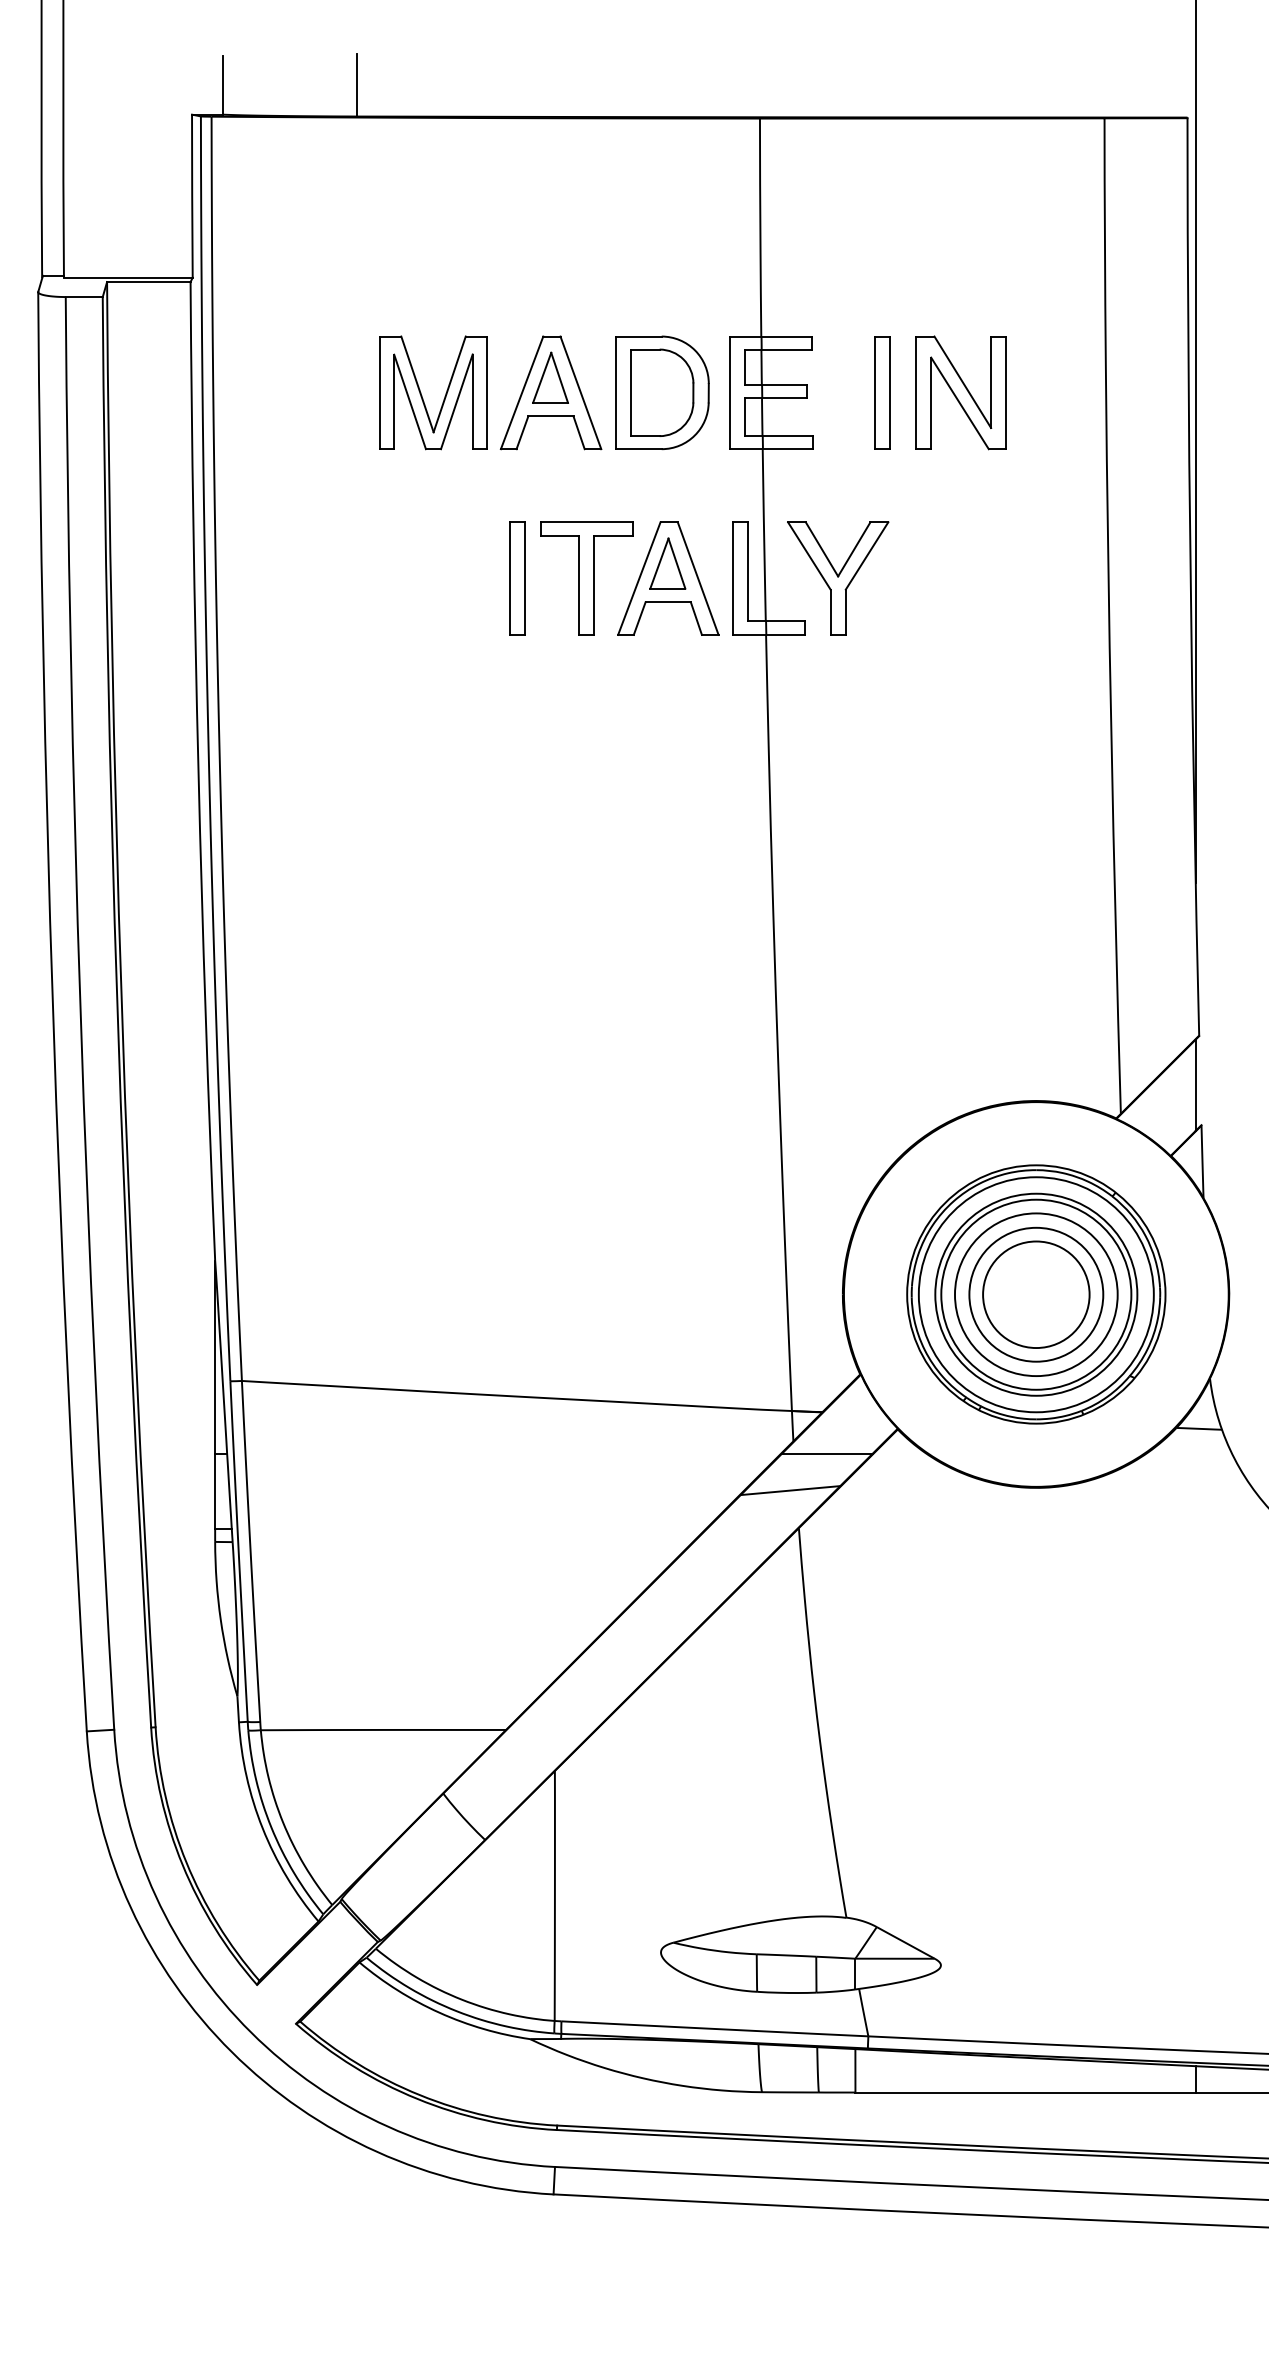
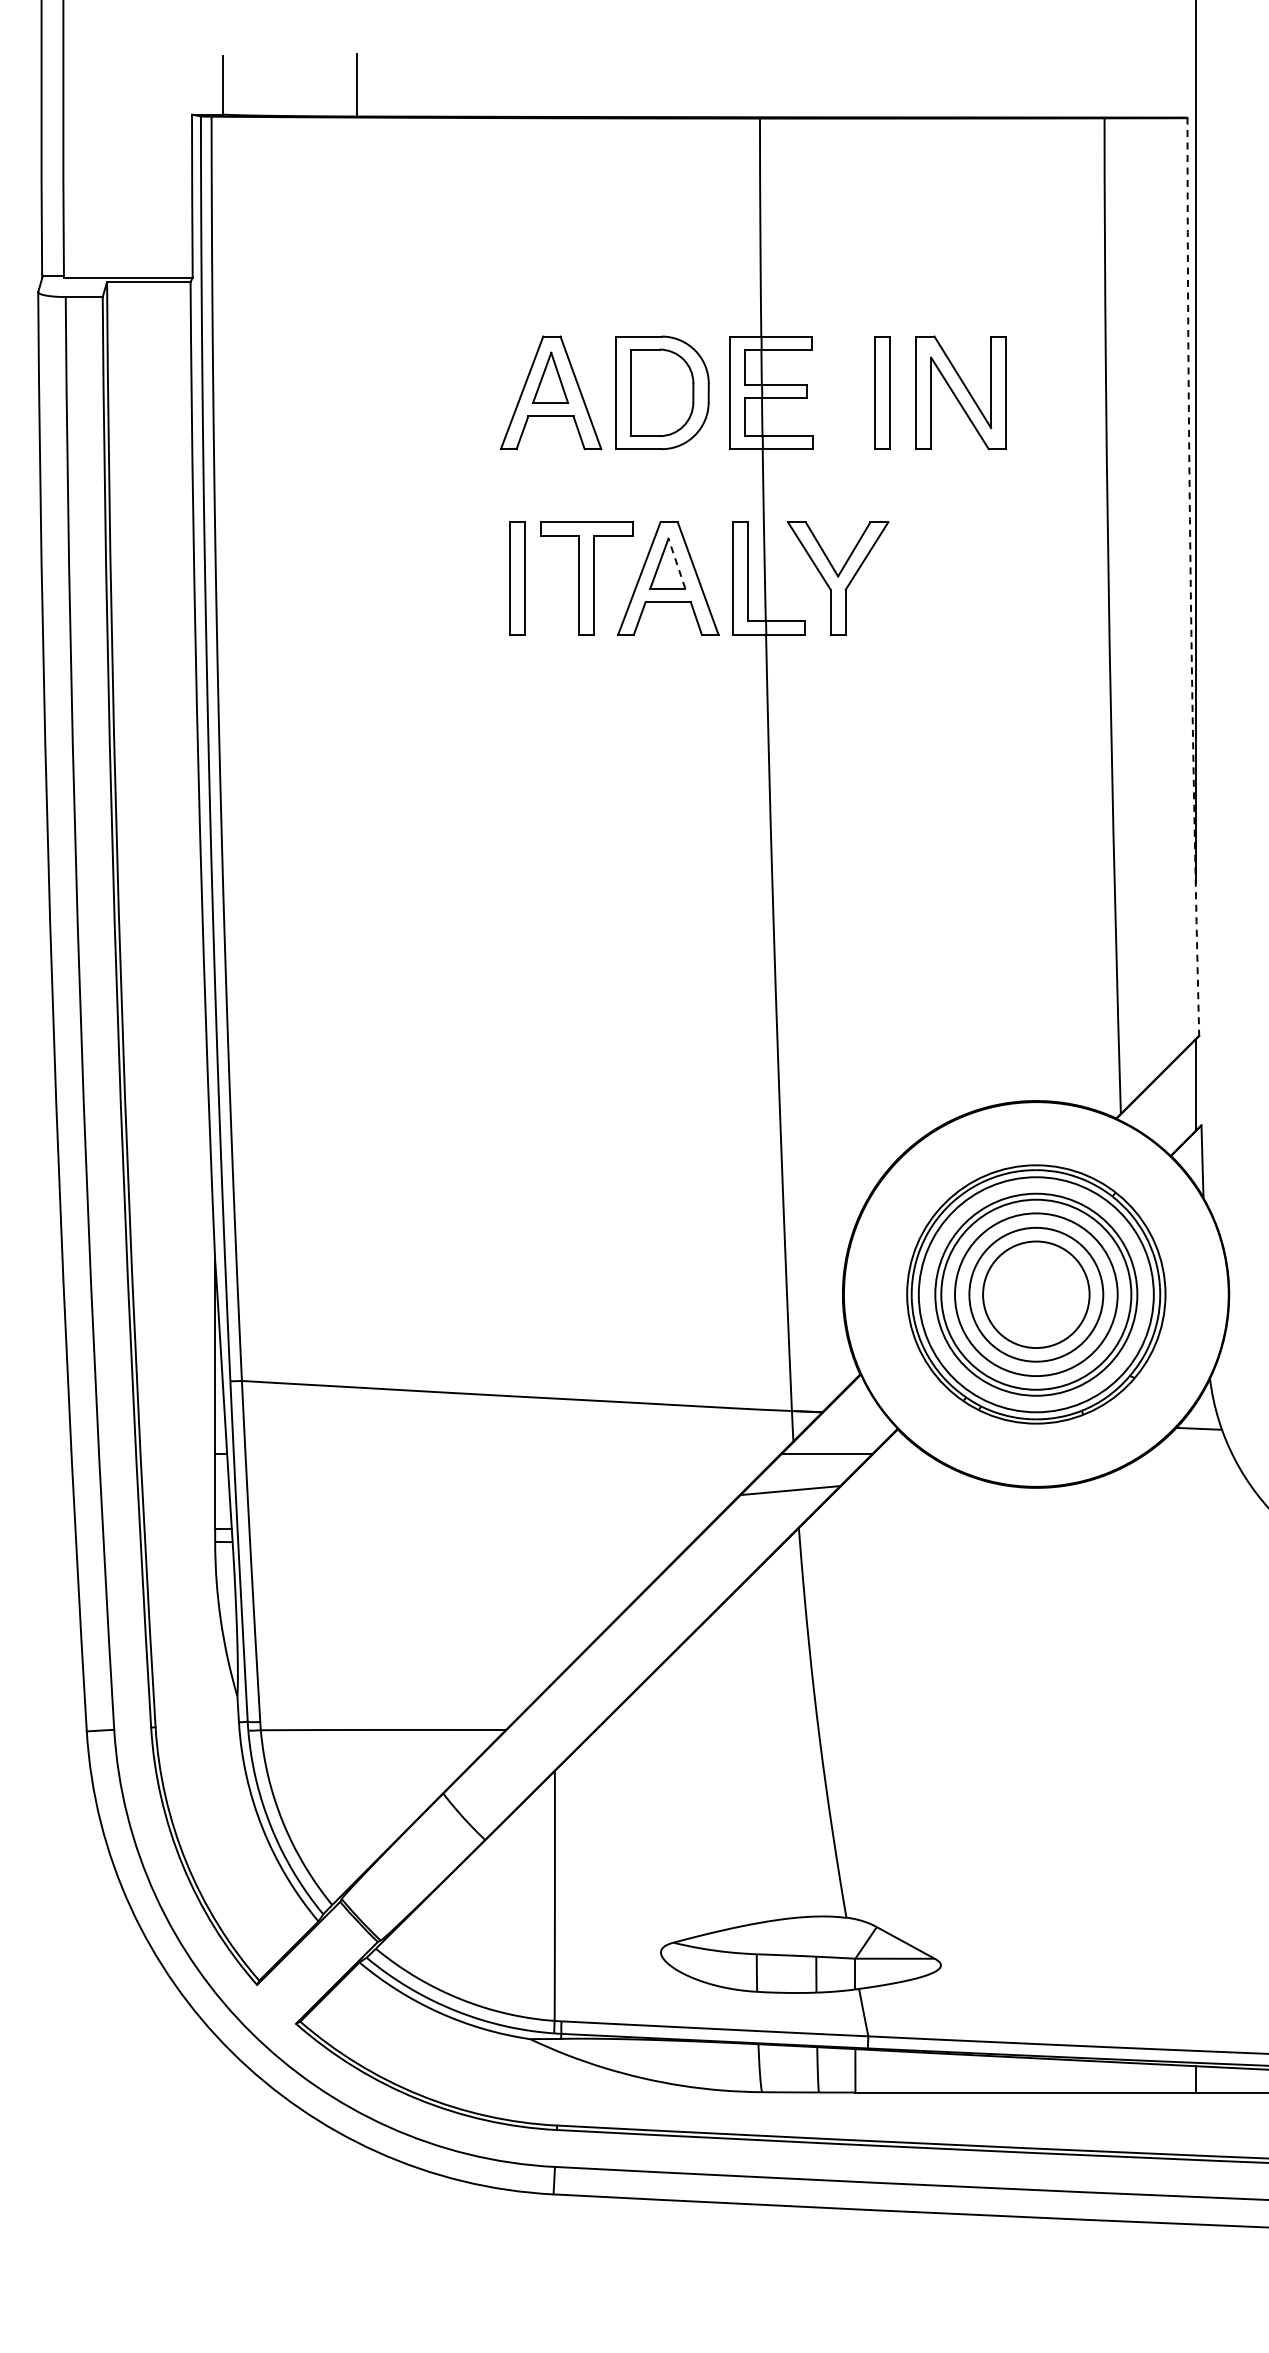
part: present -> none (422, 395)
line: solid -> dashed (676, 563)
arc: solid -> dashed (1190, 576)
